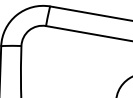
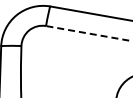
line: solid -> dashed (89, 33)
